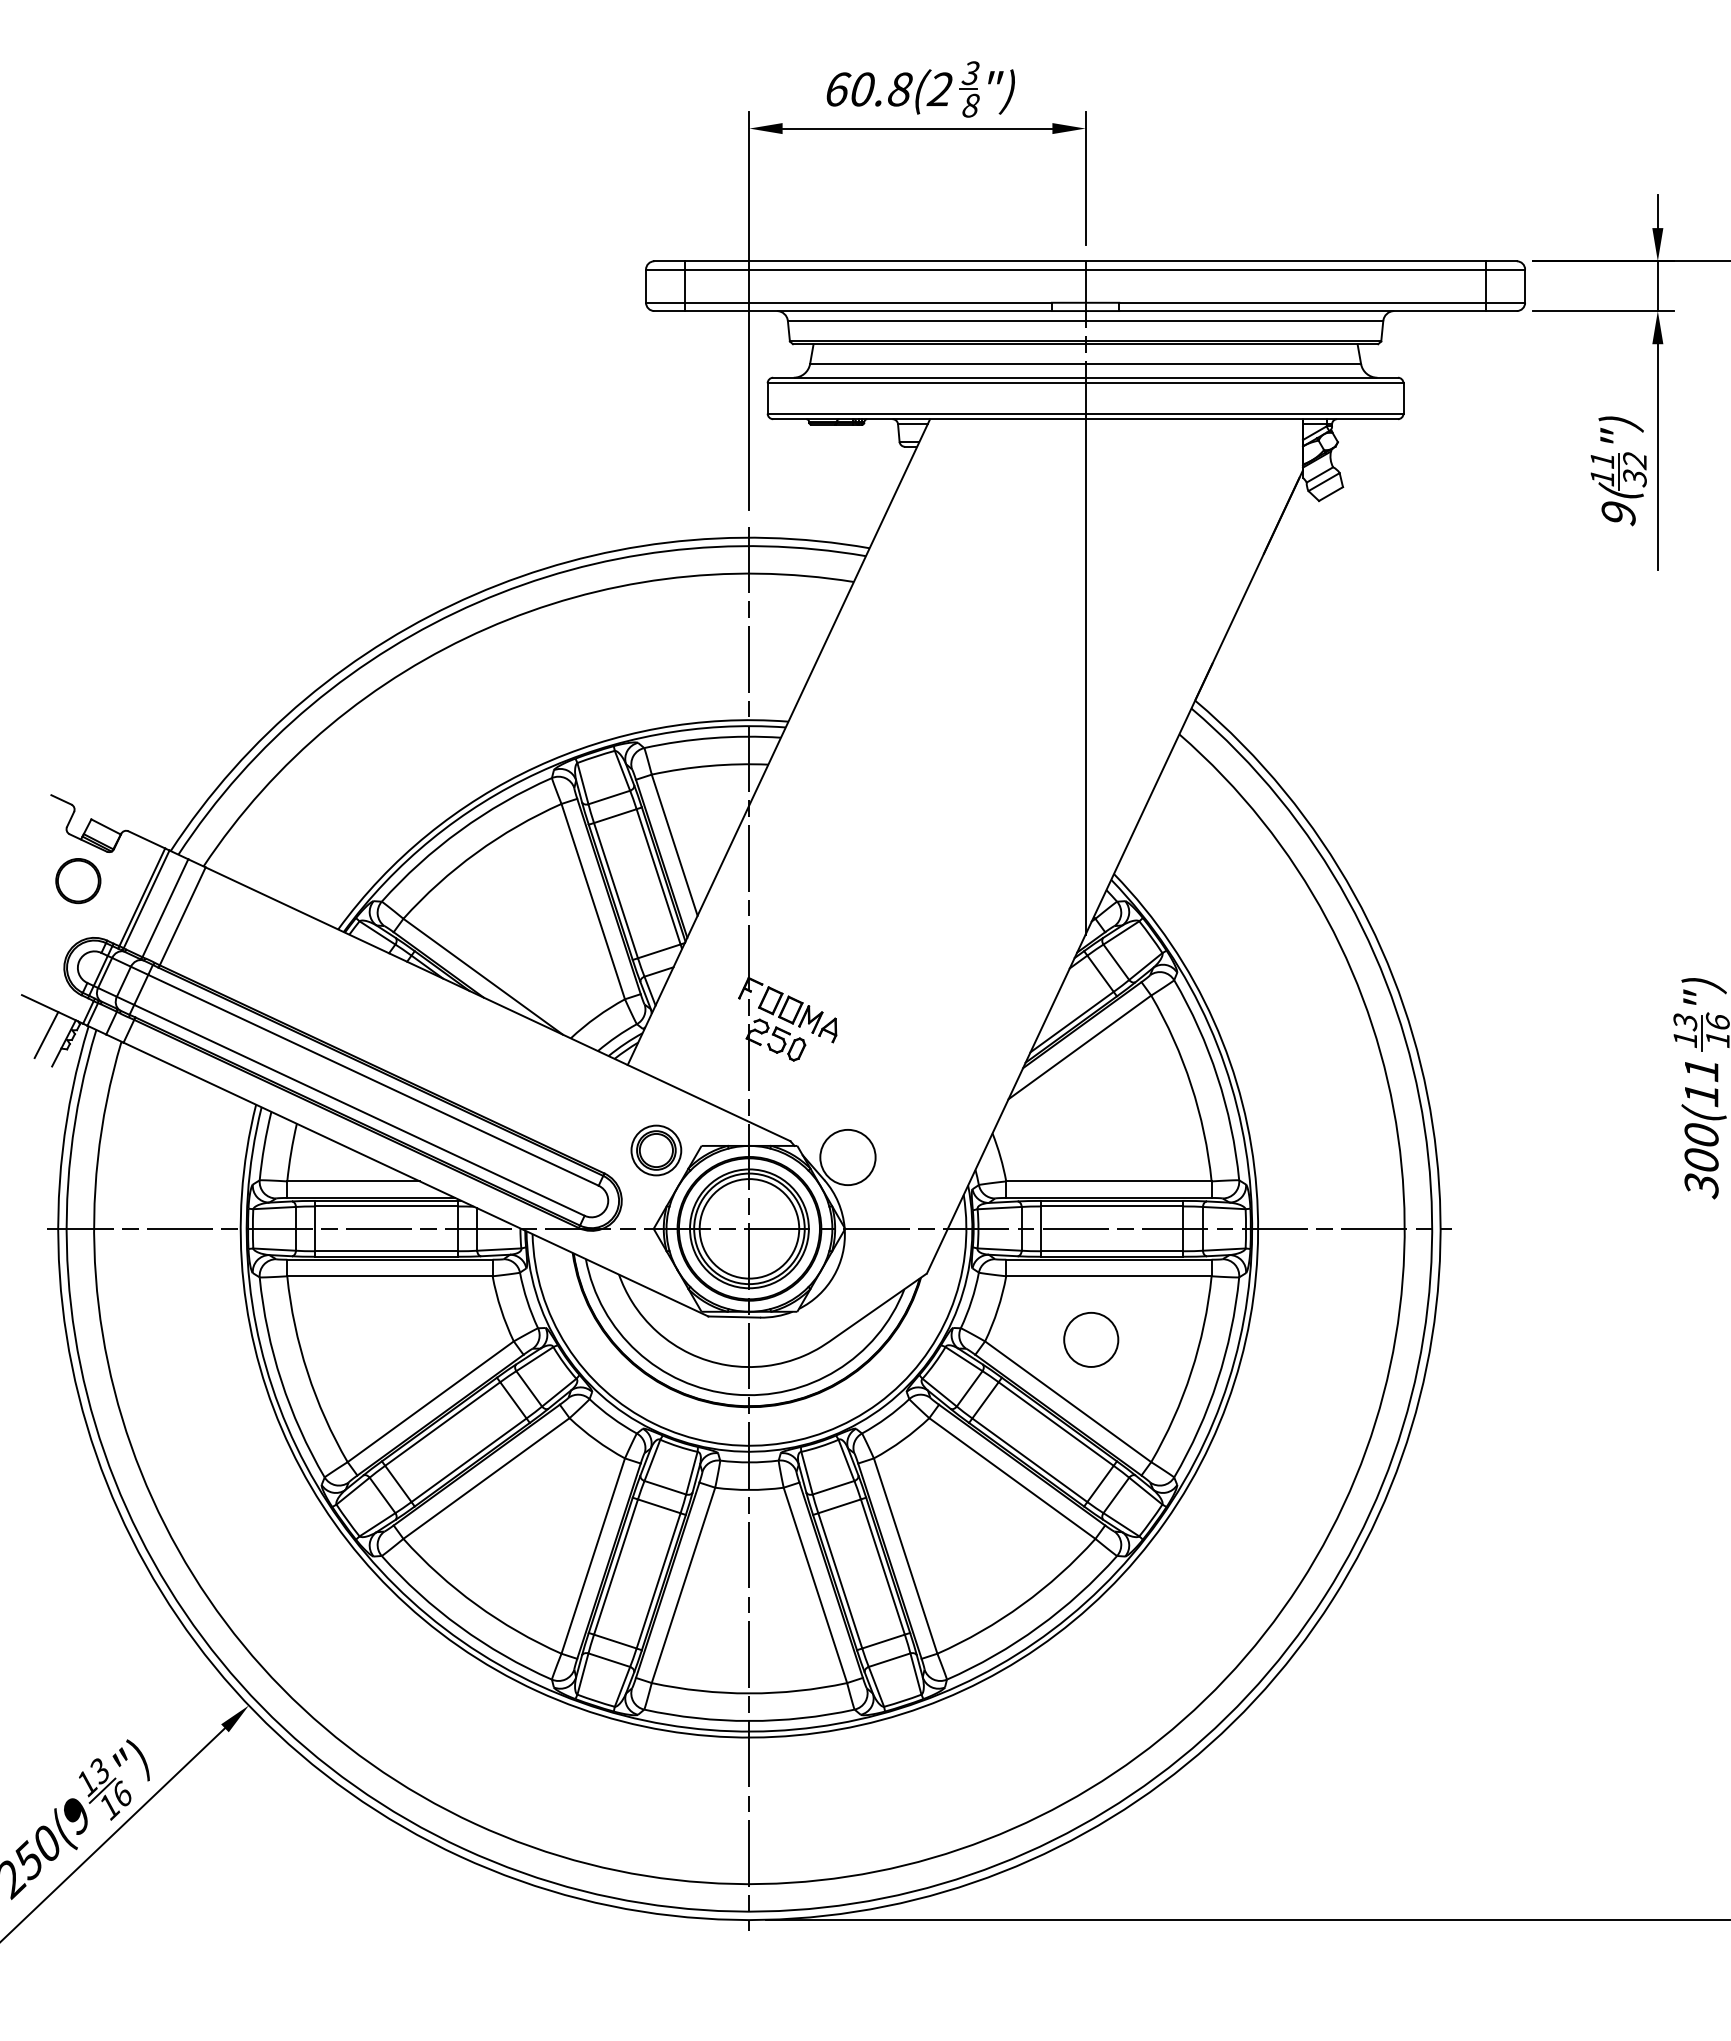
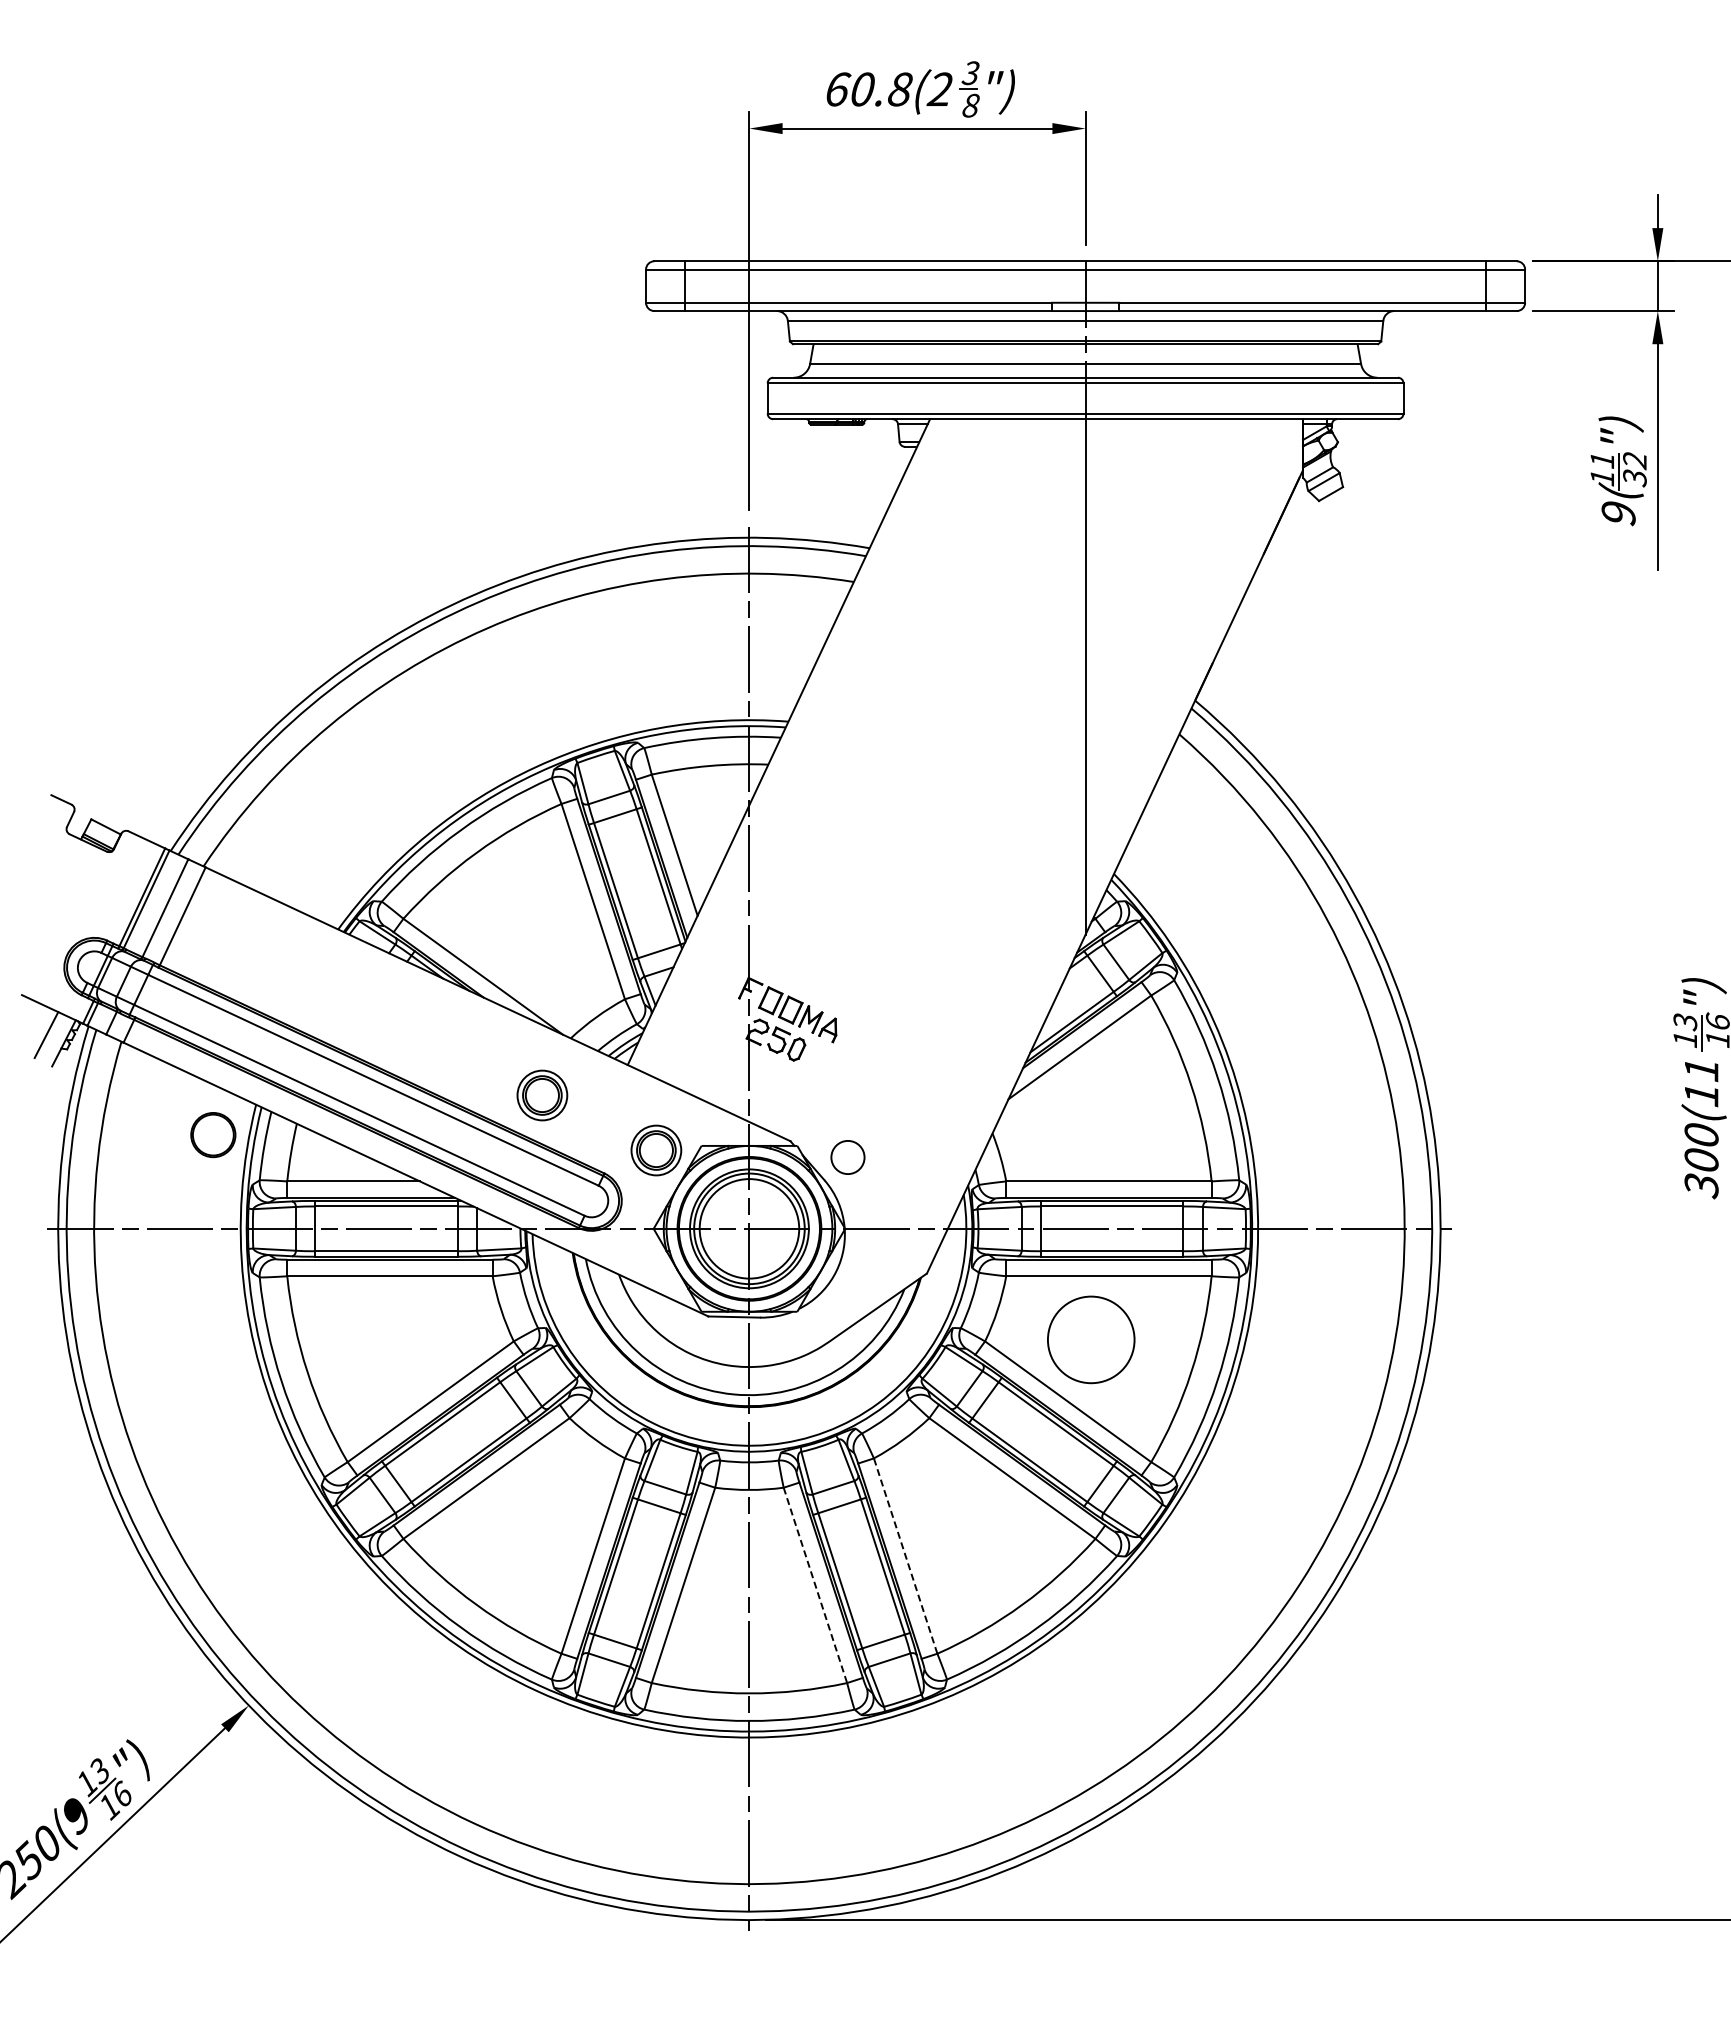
part position: (78, 881) -> (213, 1135) (213, 1135)
part: none -> present (542, 1095)
circle diameter: 55 px -> 33 px (847, 1157)
circle diameter: 54 px -> 87 px (1090, 1339)
line: solid -> dashed (905, 1556)
line: solid -> dashed (815, 1585)
